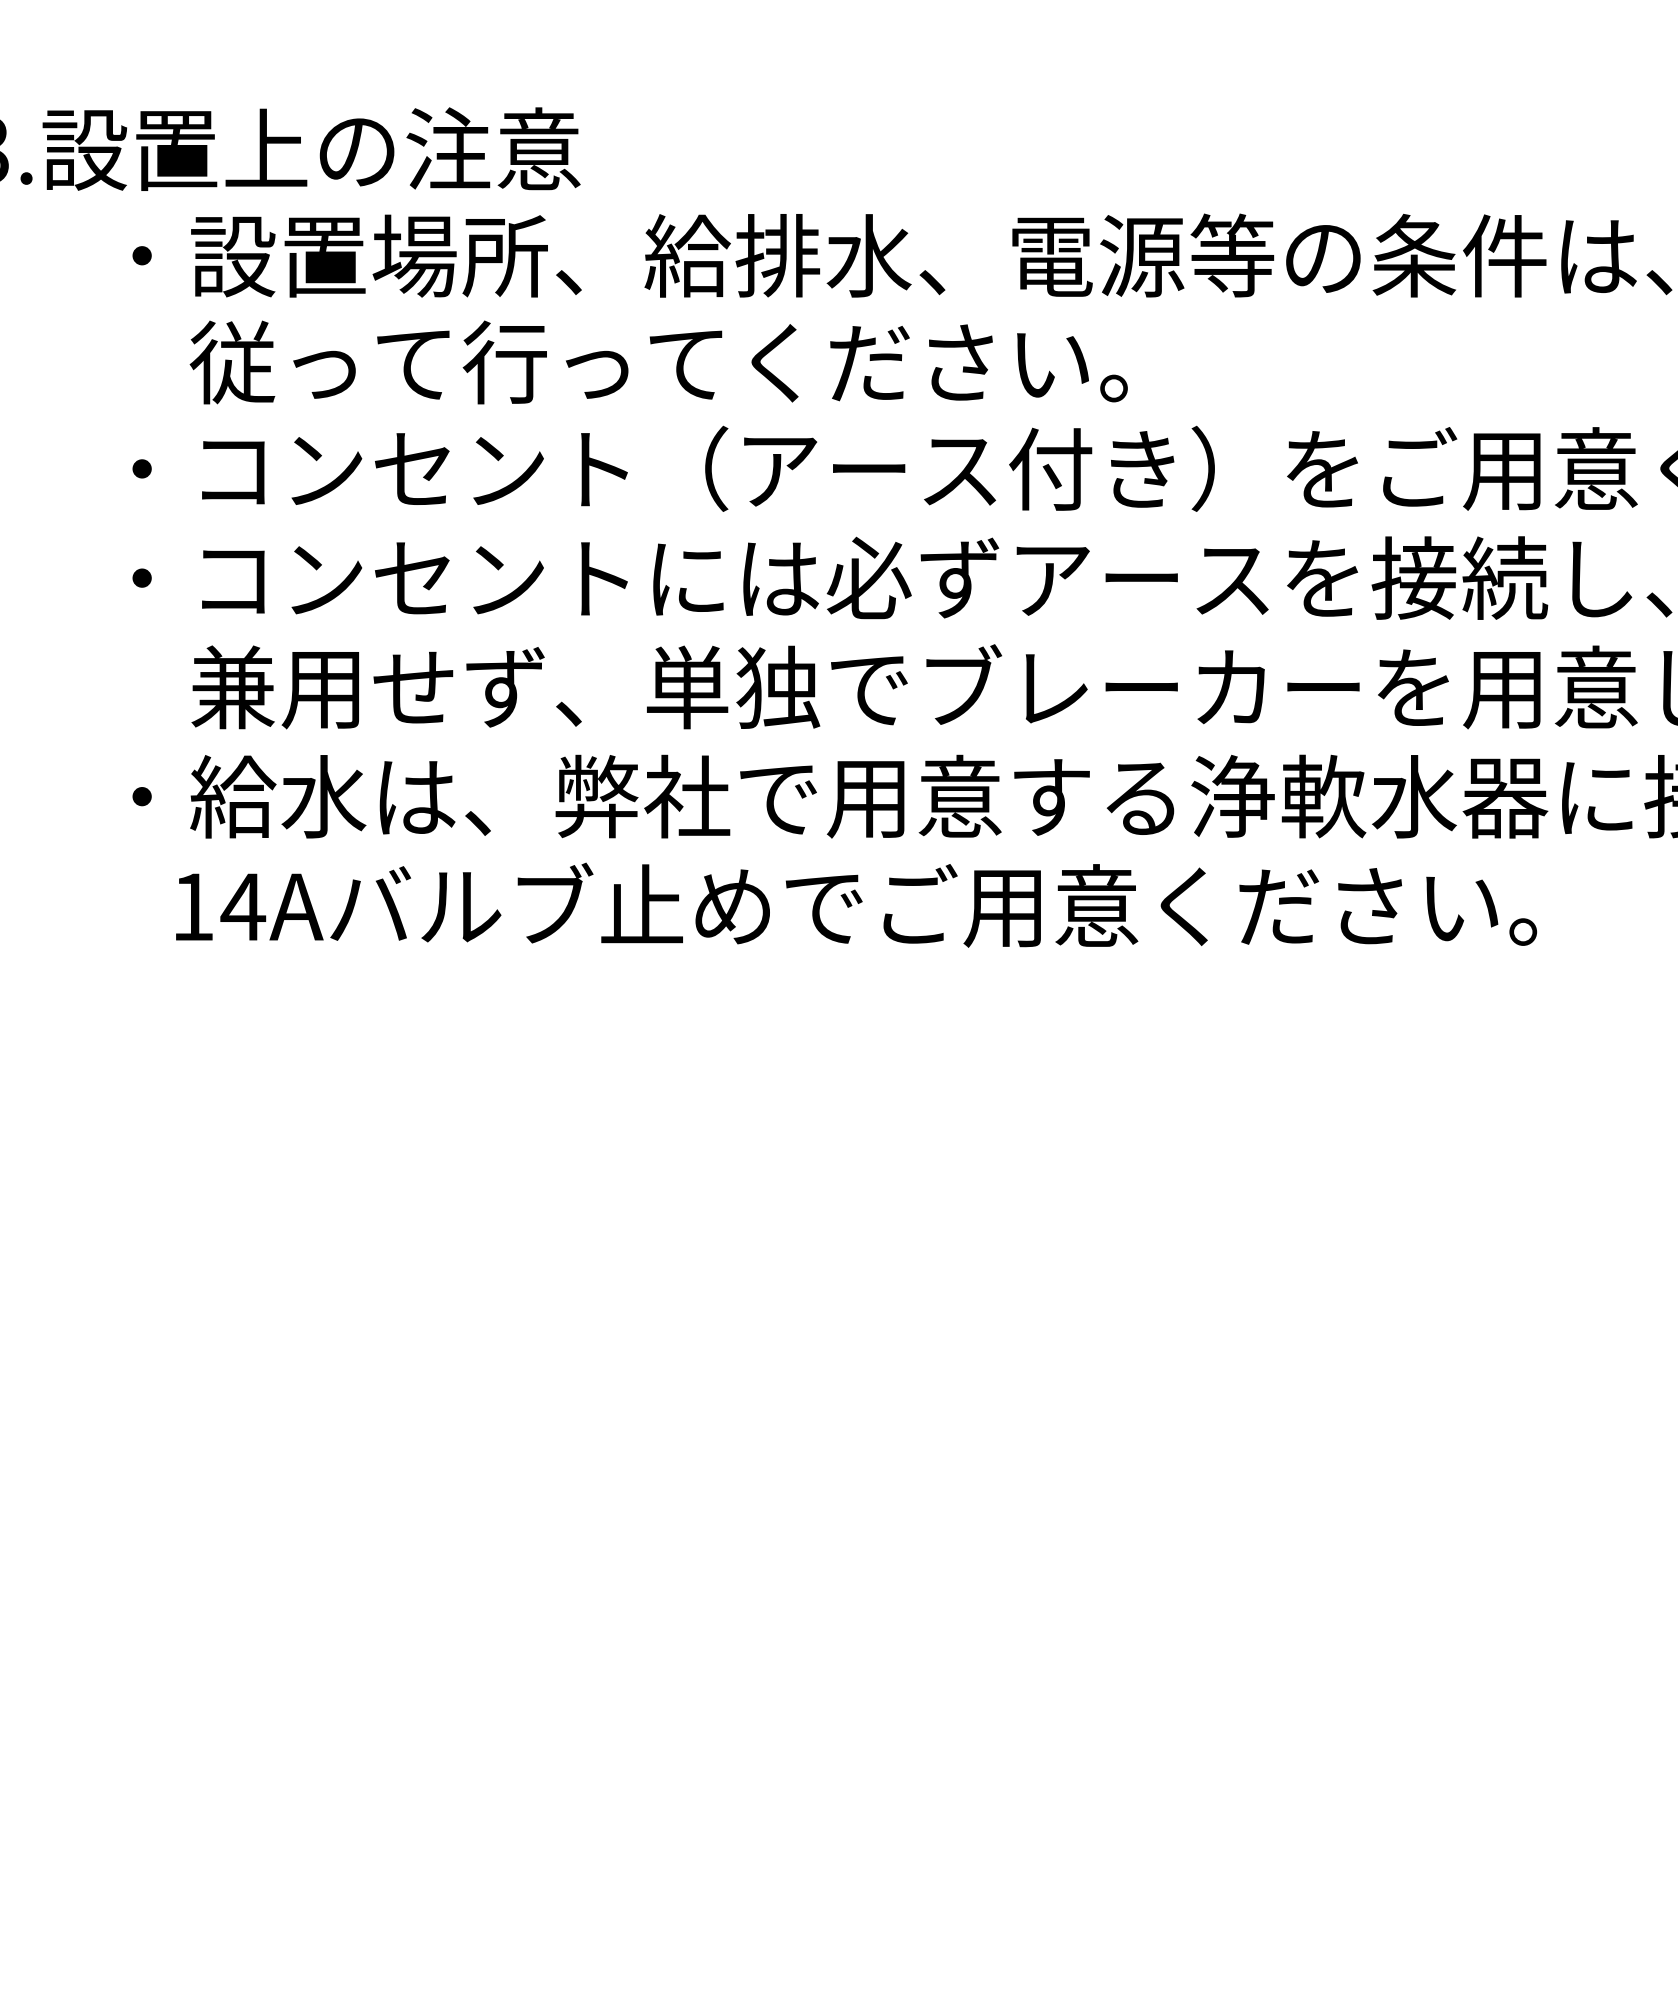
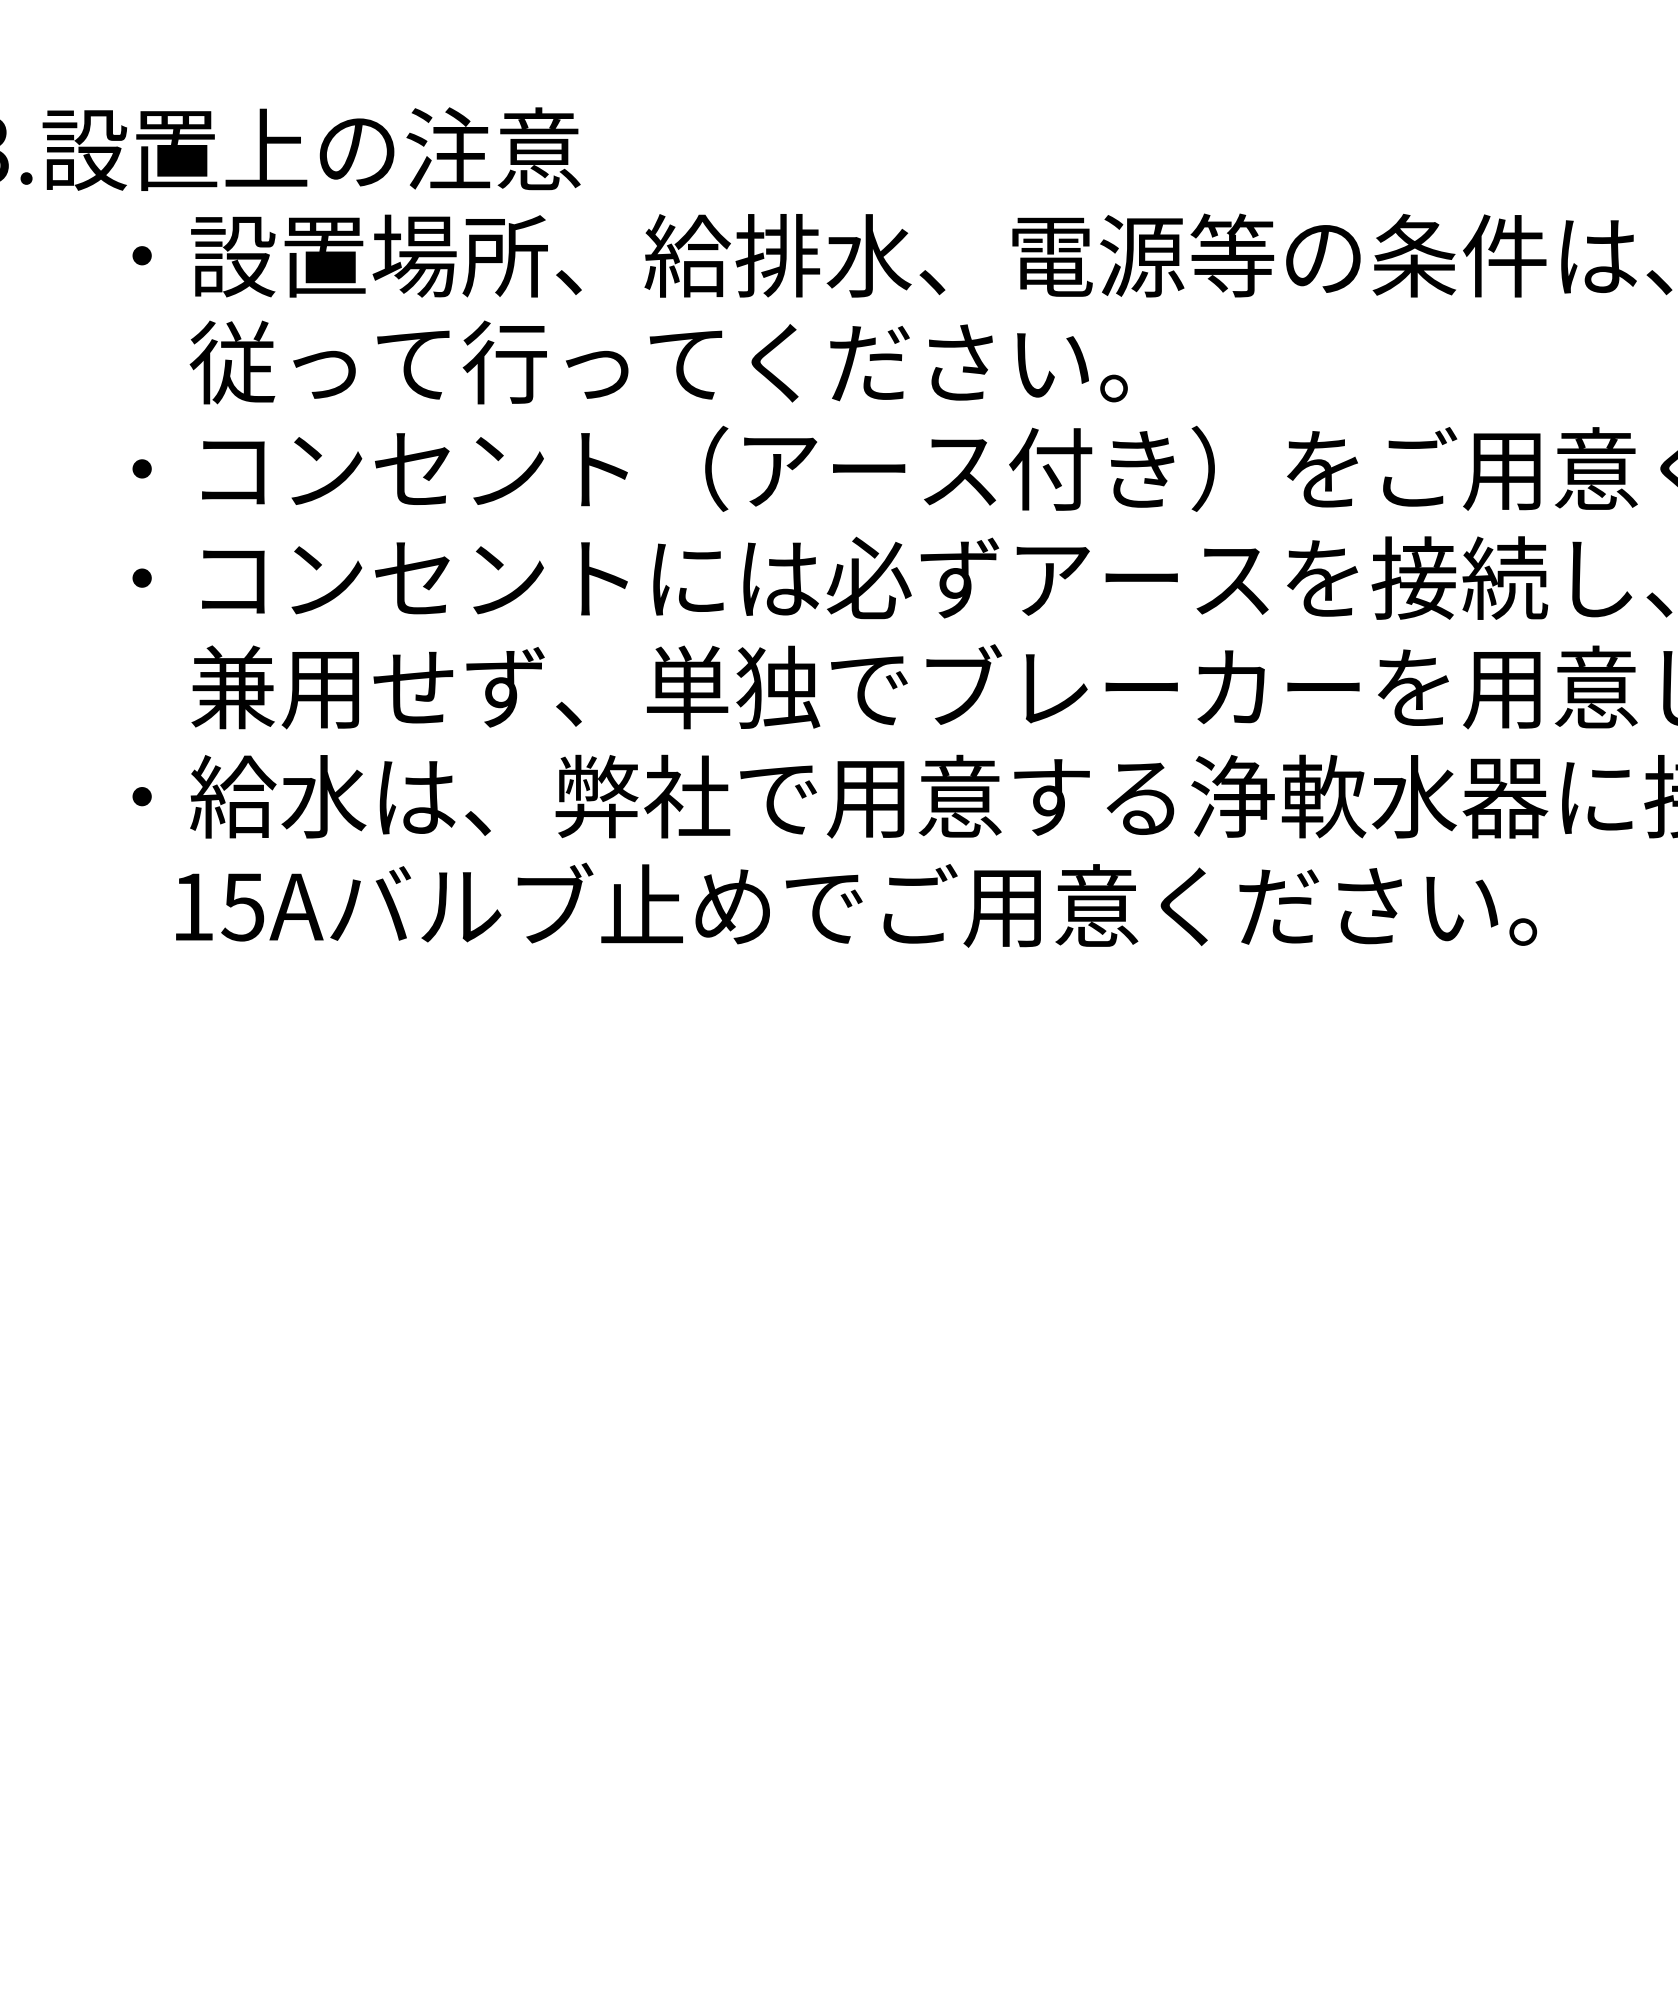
text: 14A -> 15A (243, 907)
